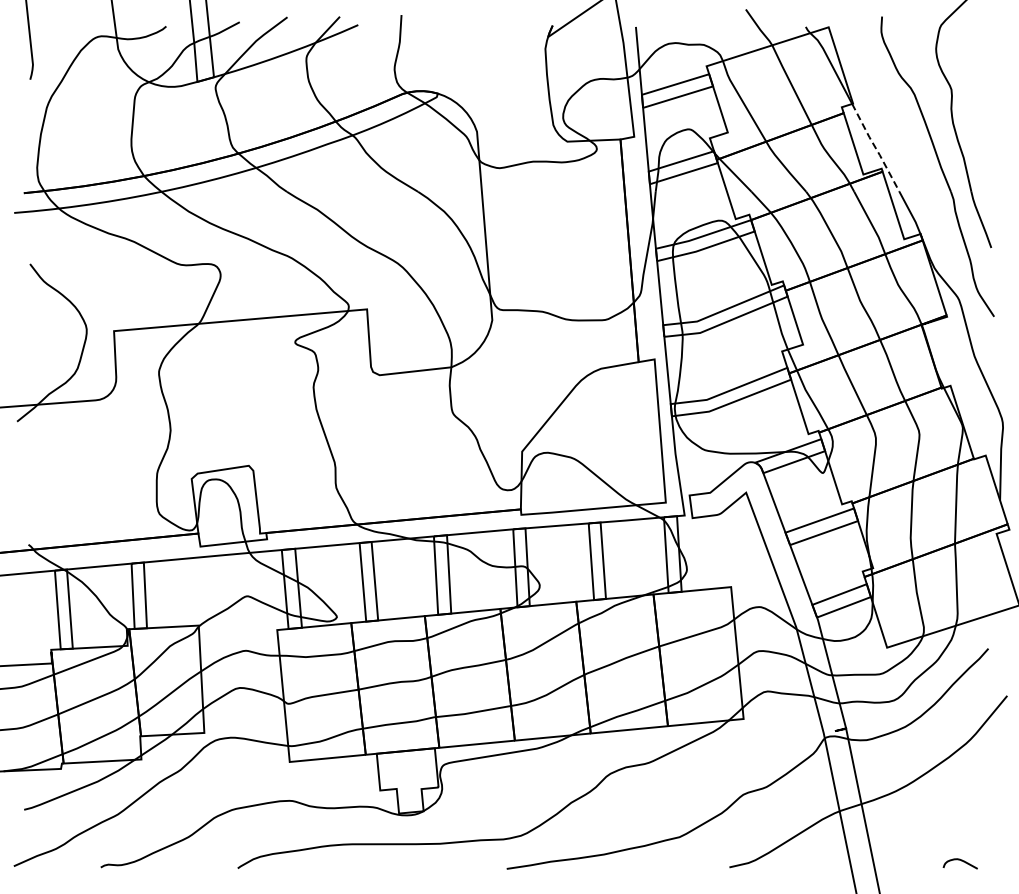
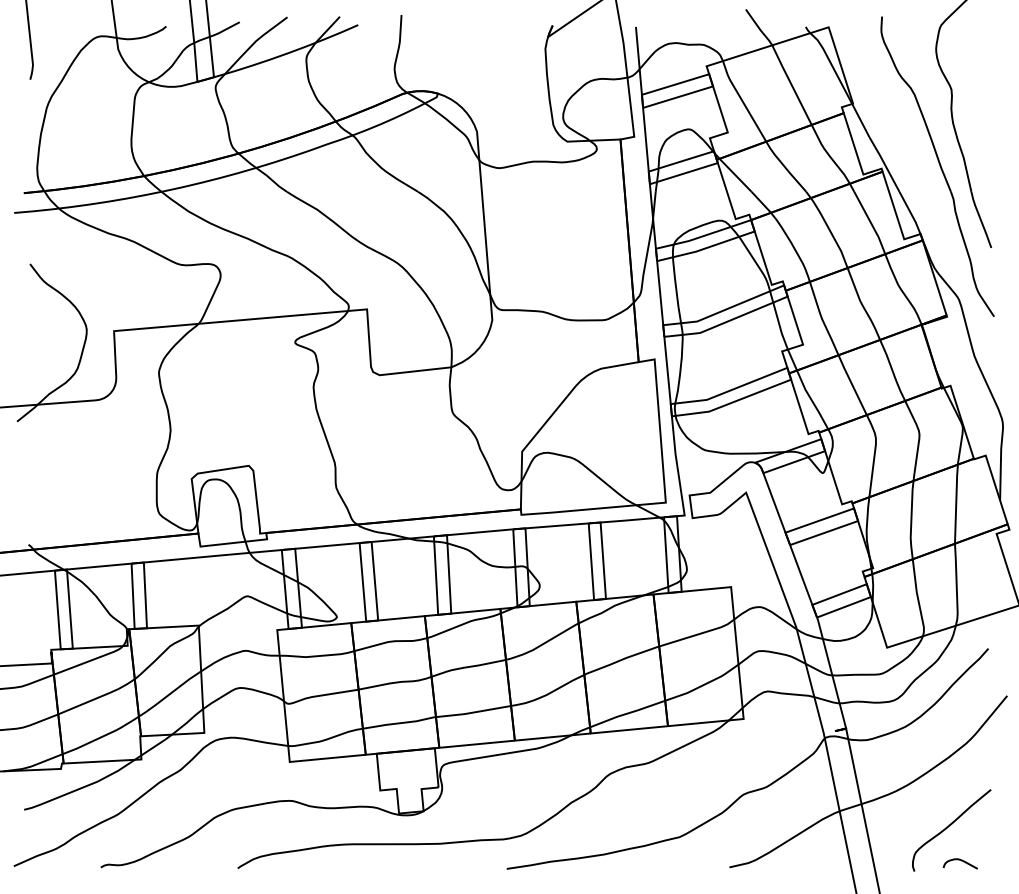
line: dashed -> solid (875, 148)
curve: none -> present (948, 827)
